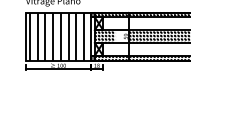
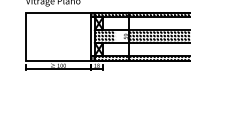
hatch: present -> none (56, 36)
